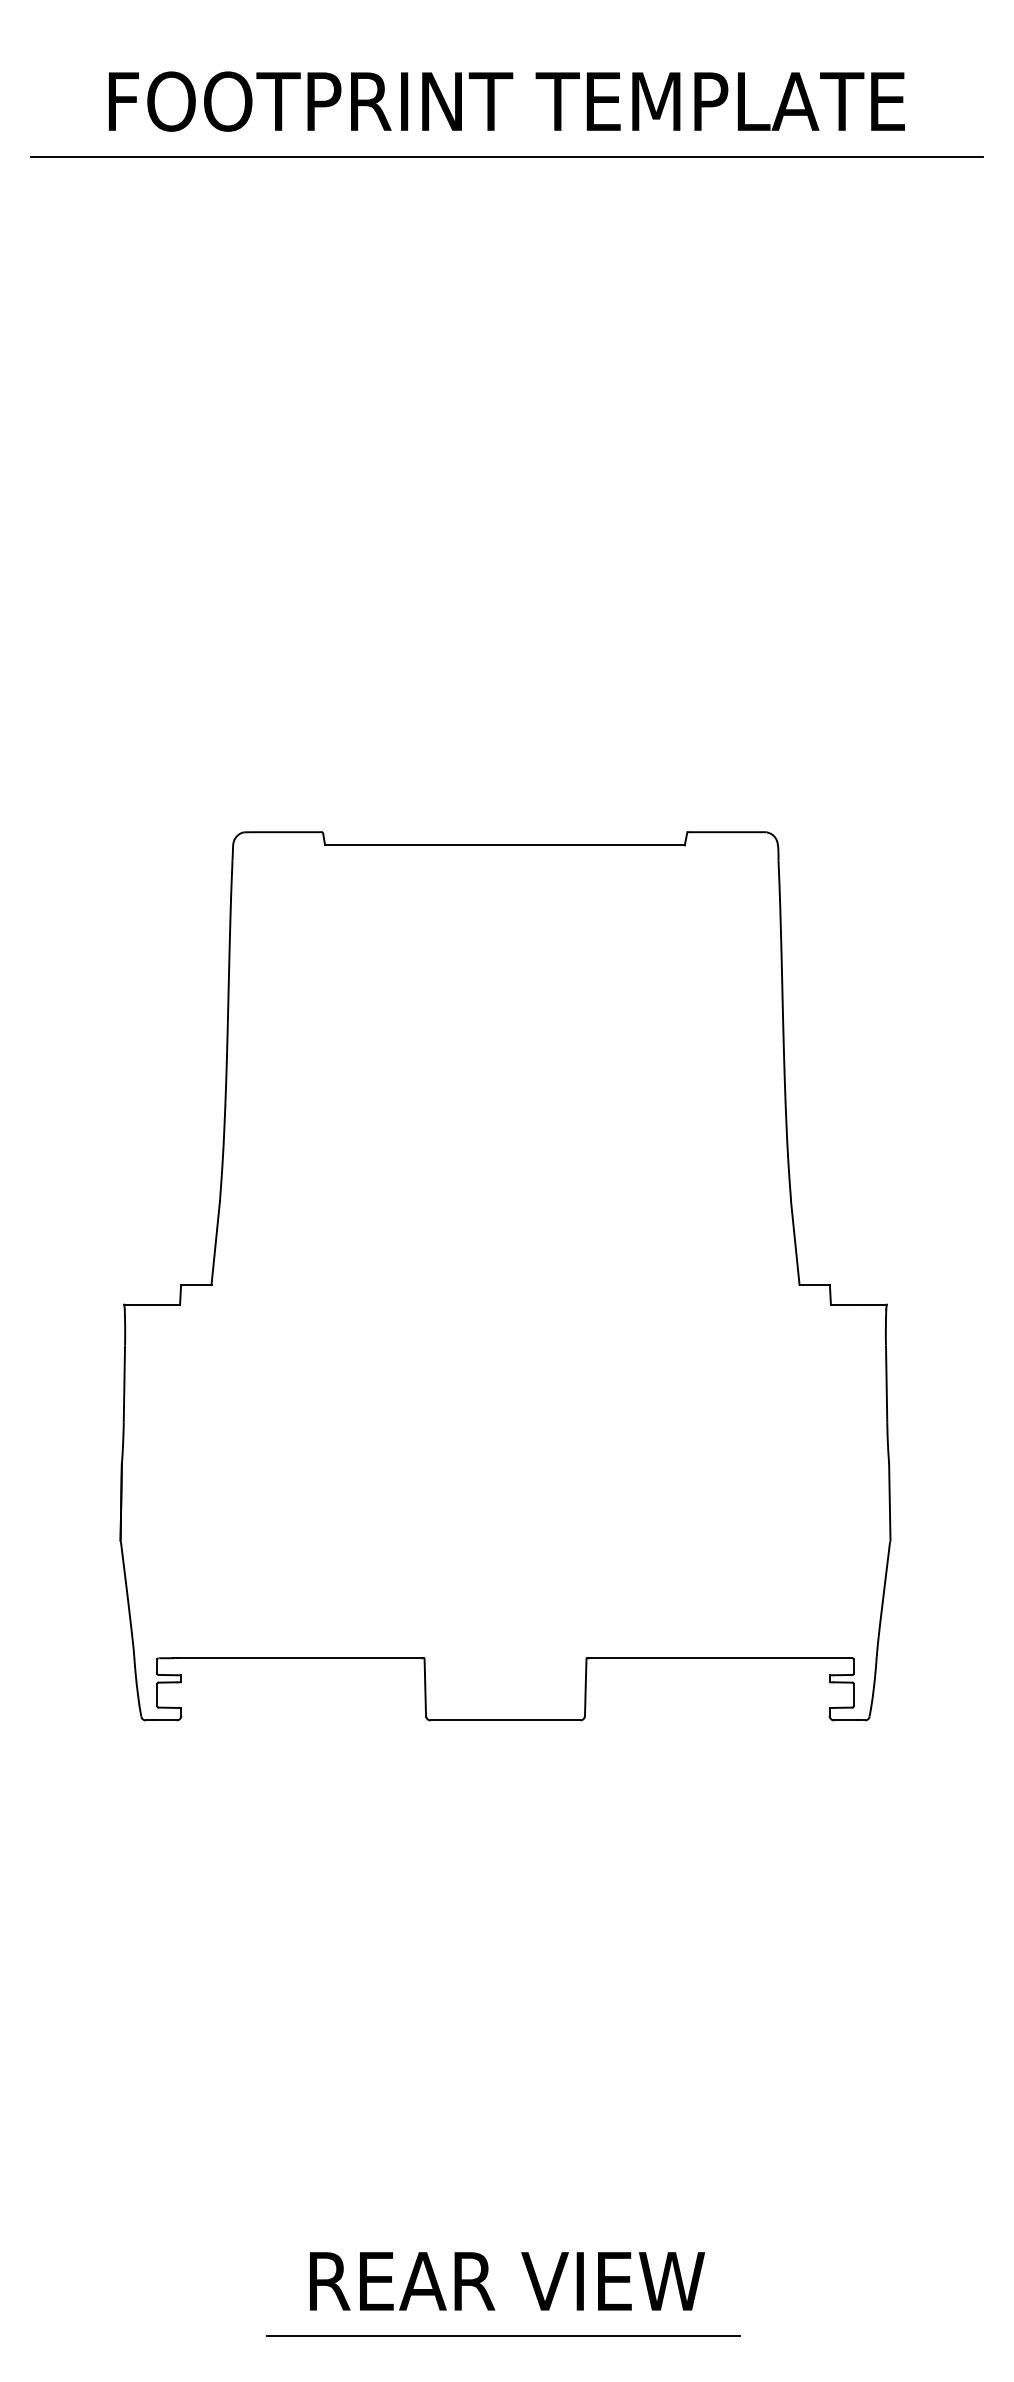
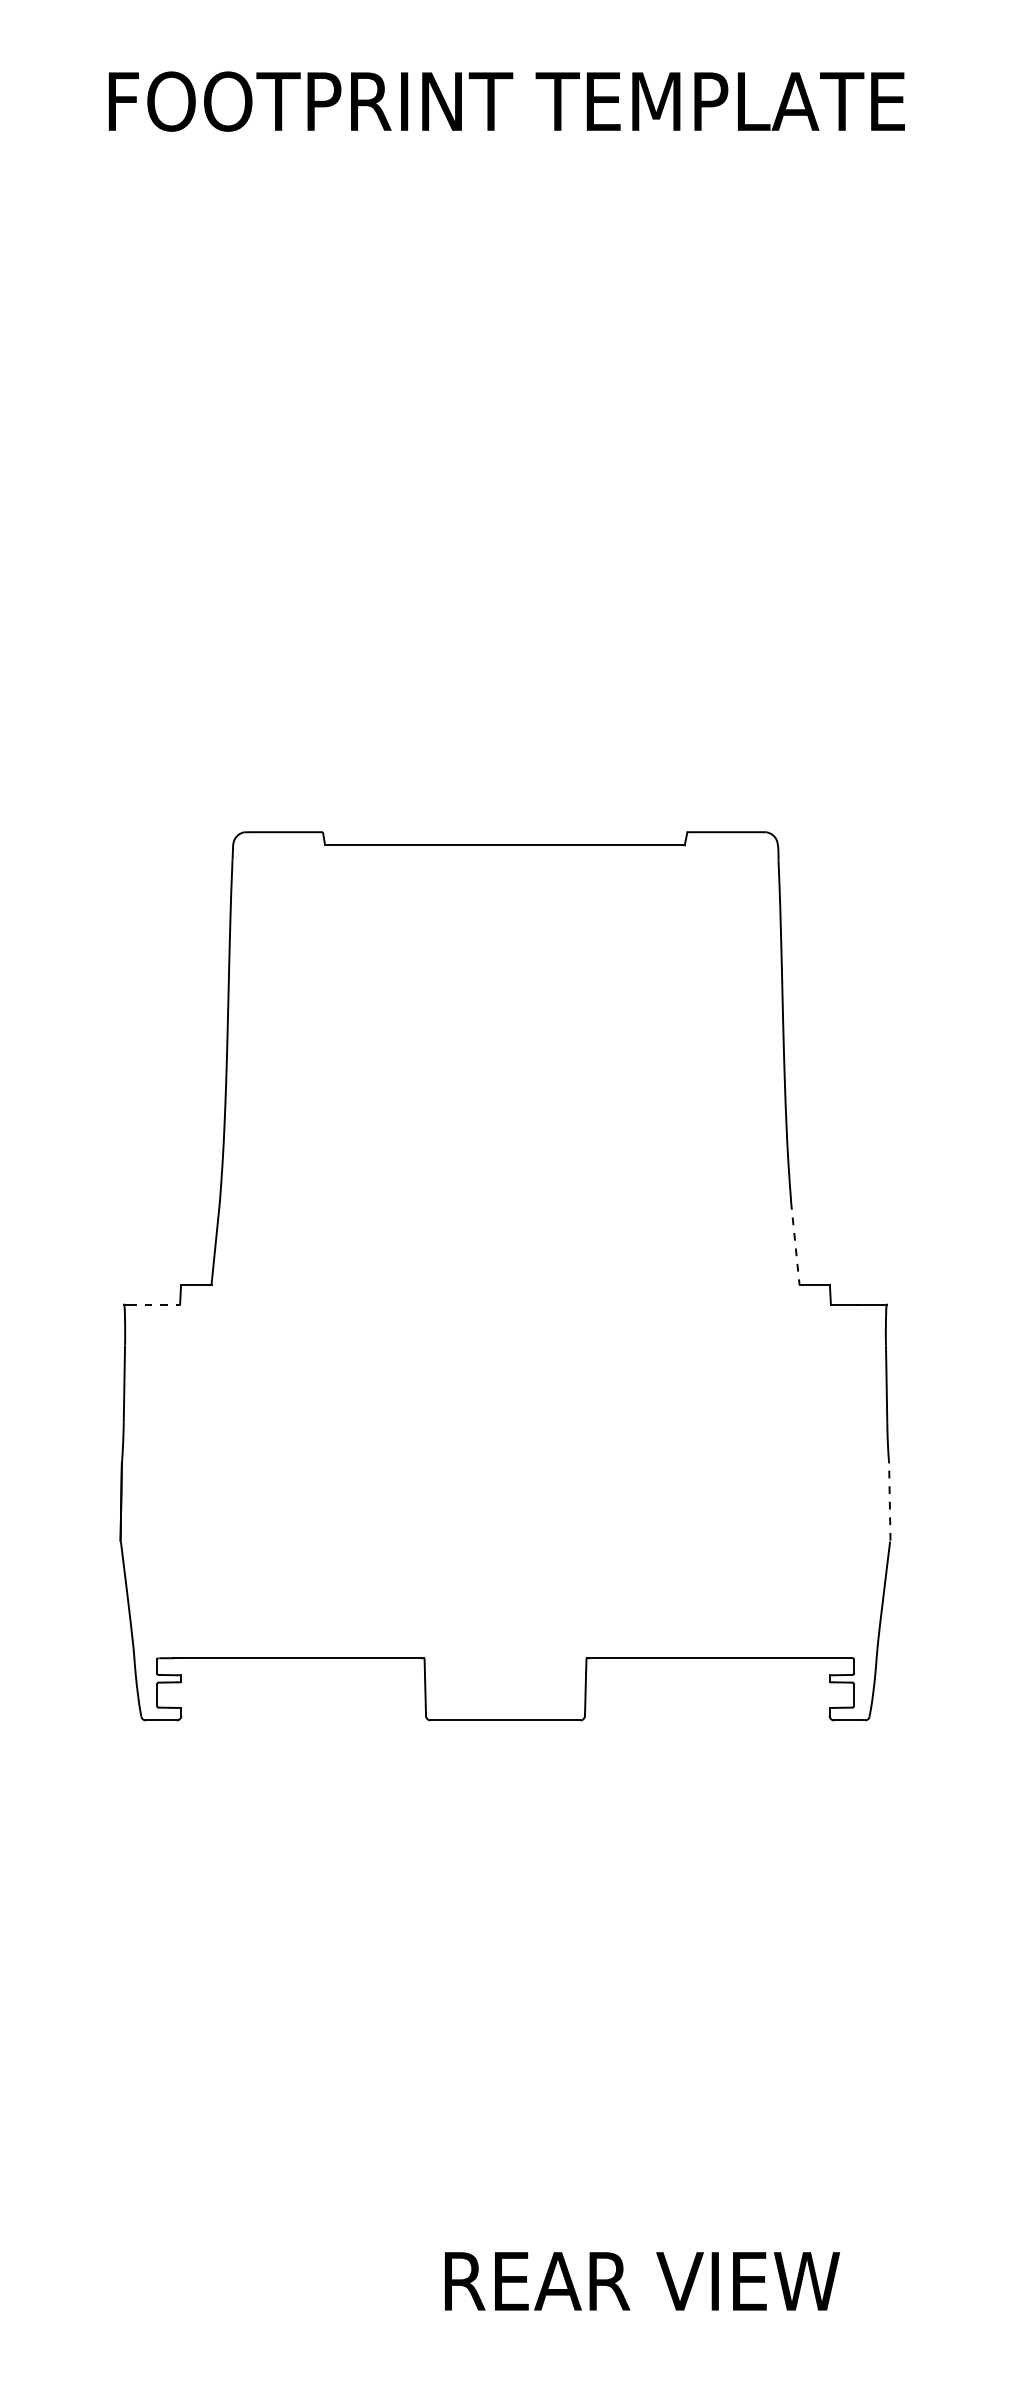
line: present -> none (506, 156)
line: solid -> dashed (795, 1243)
line: solid -> dashed (154, 1304)
line: solid -> dashed (889, 1502)
text position: (507, 2281) -> (642, 2281) (642, 2281)
line: present -> none (503, 2335)
